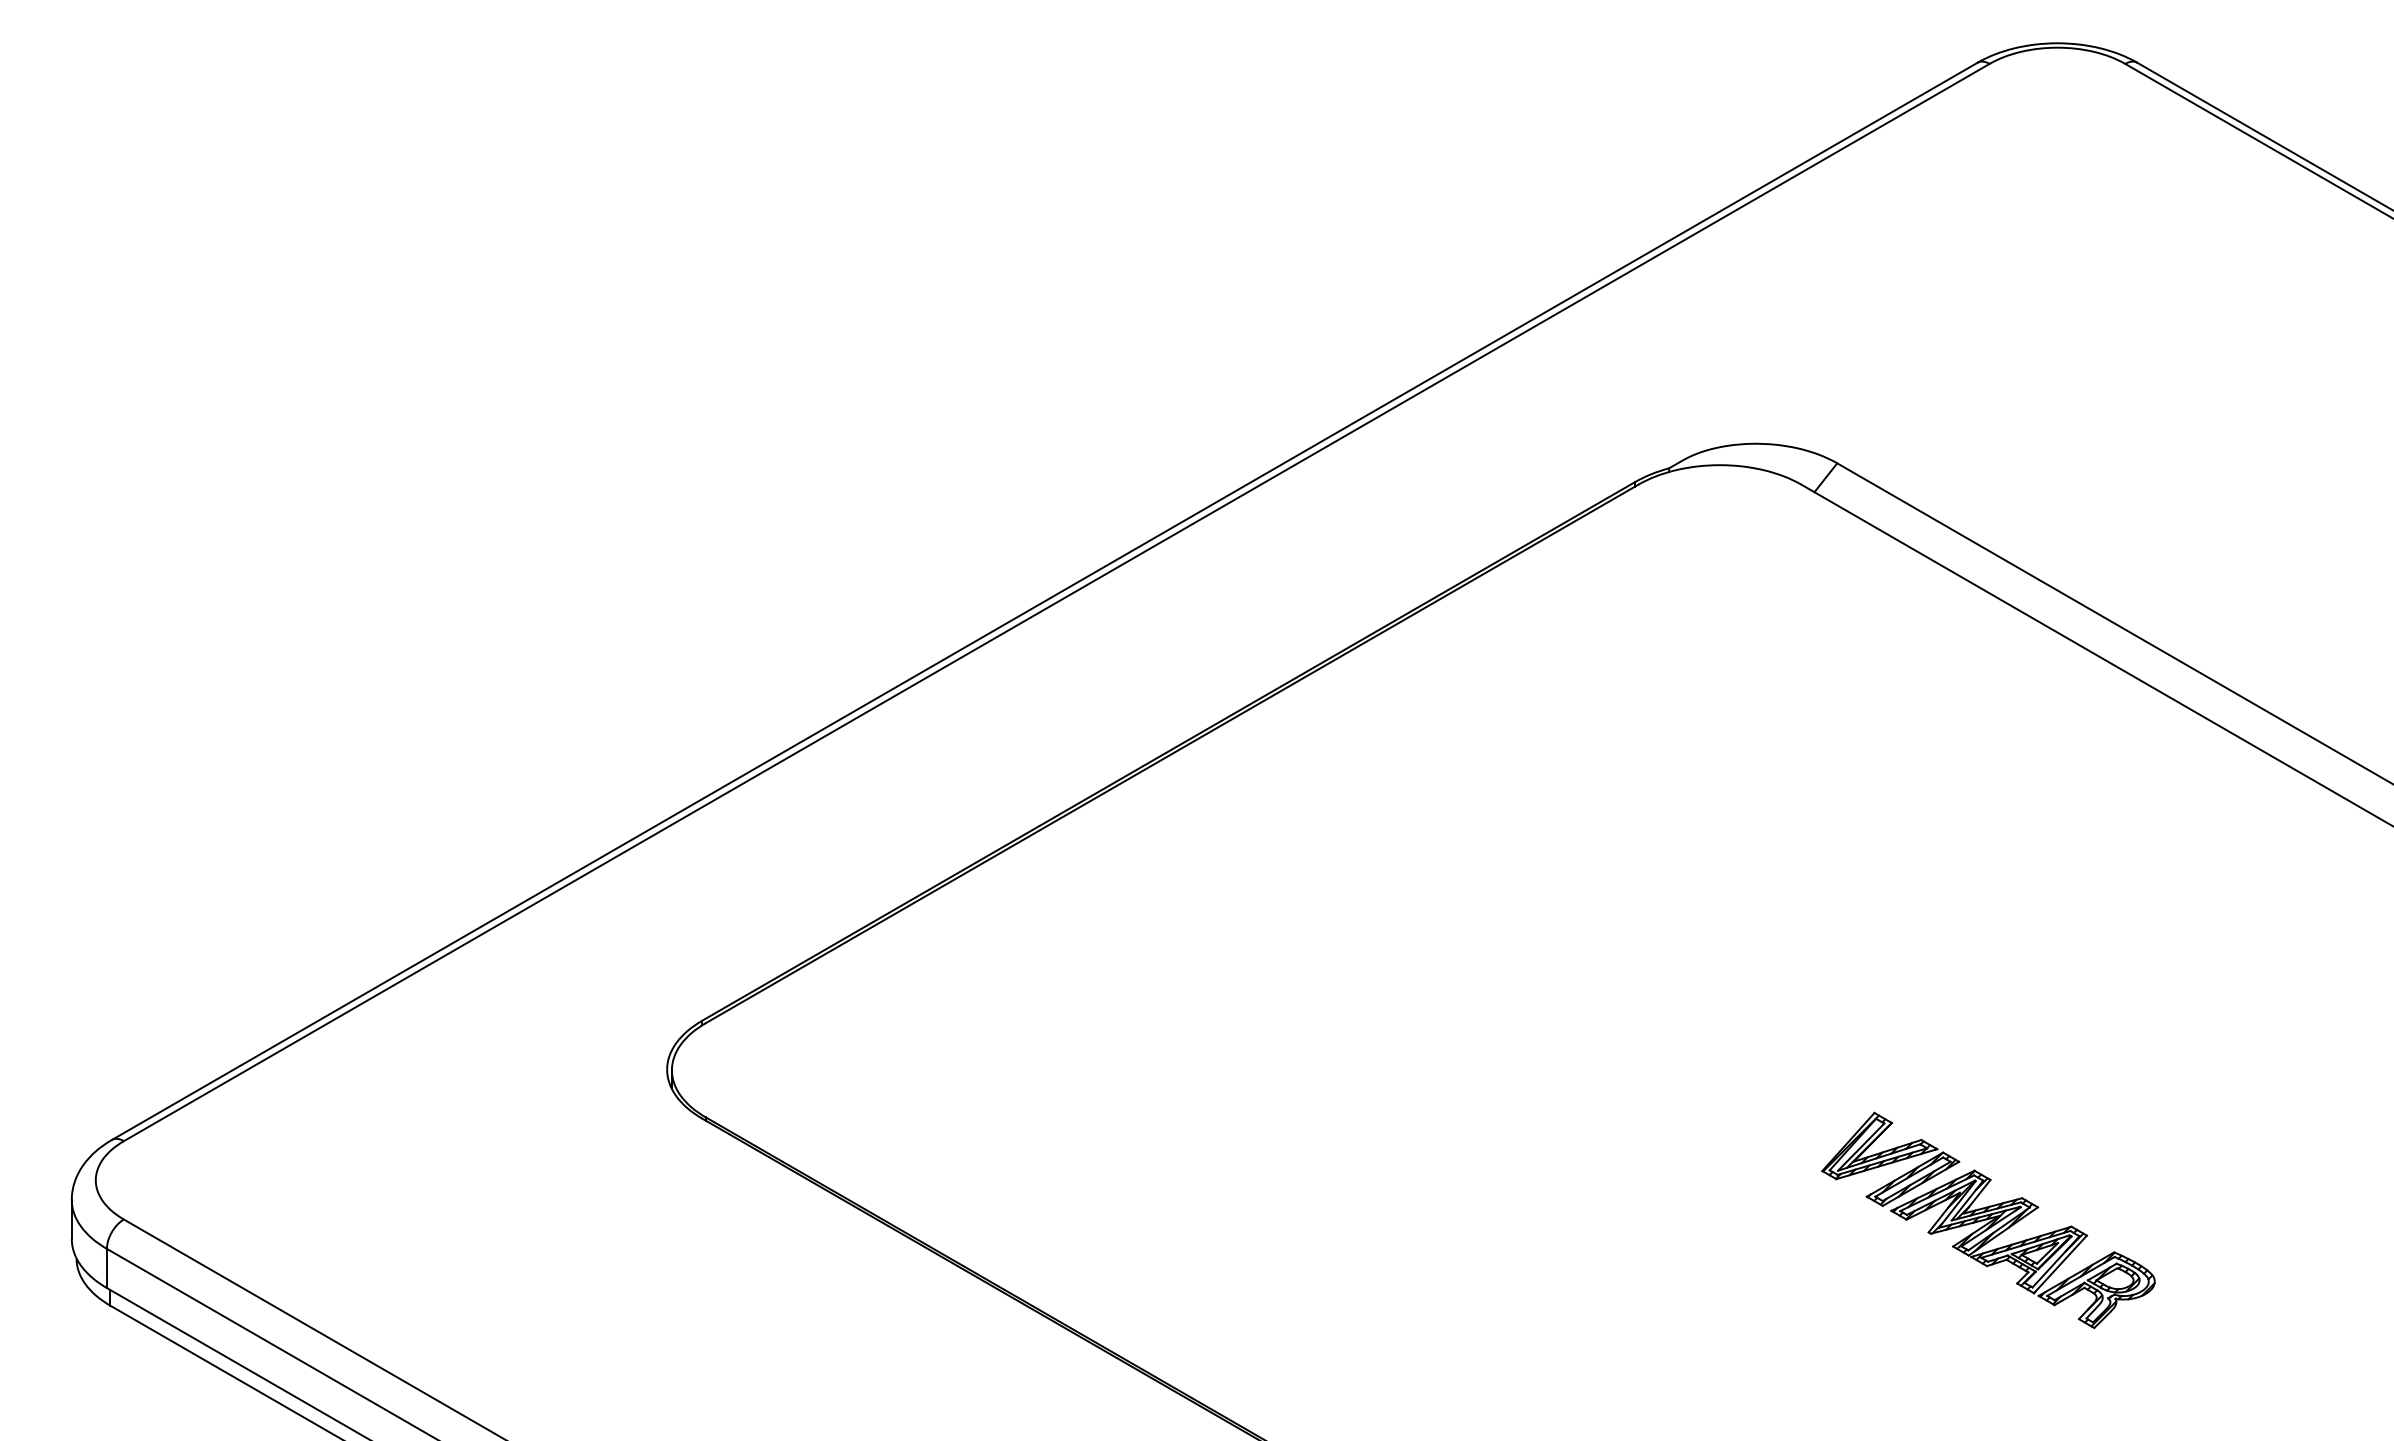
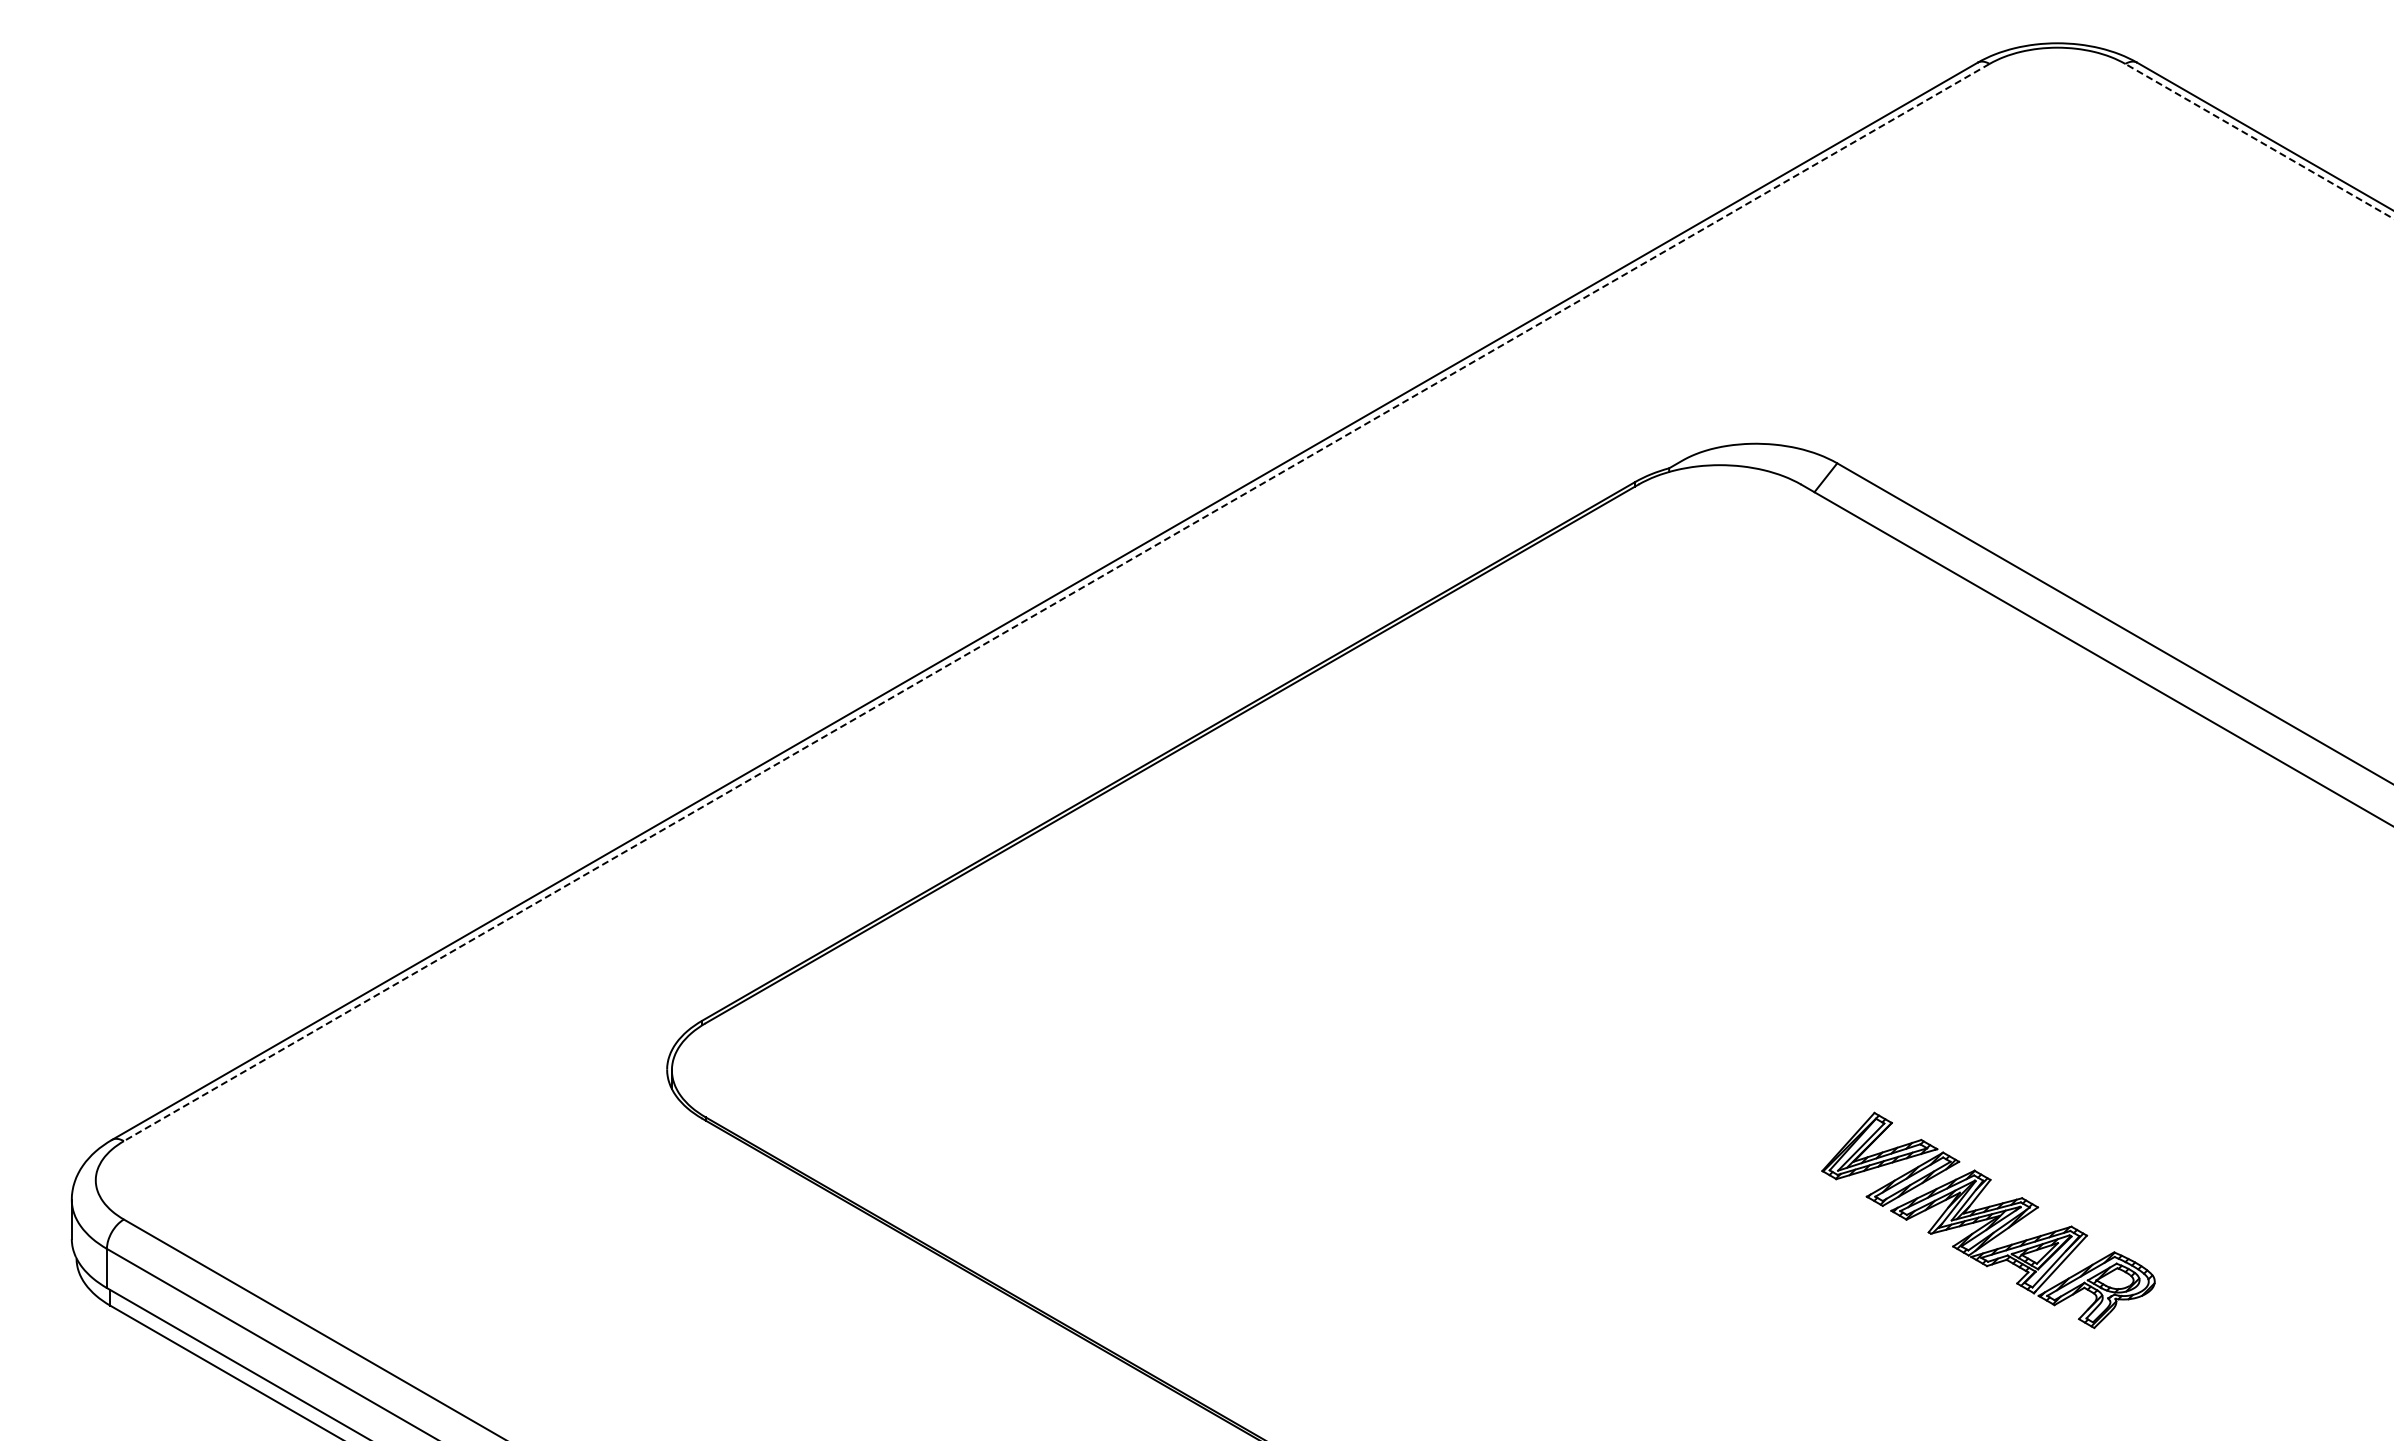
line: solid -> dashed (2259, 141)
line: solid -> dashed (1056, 602)
